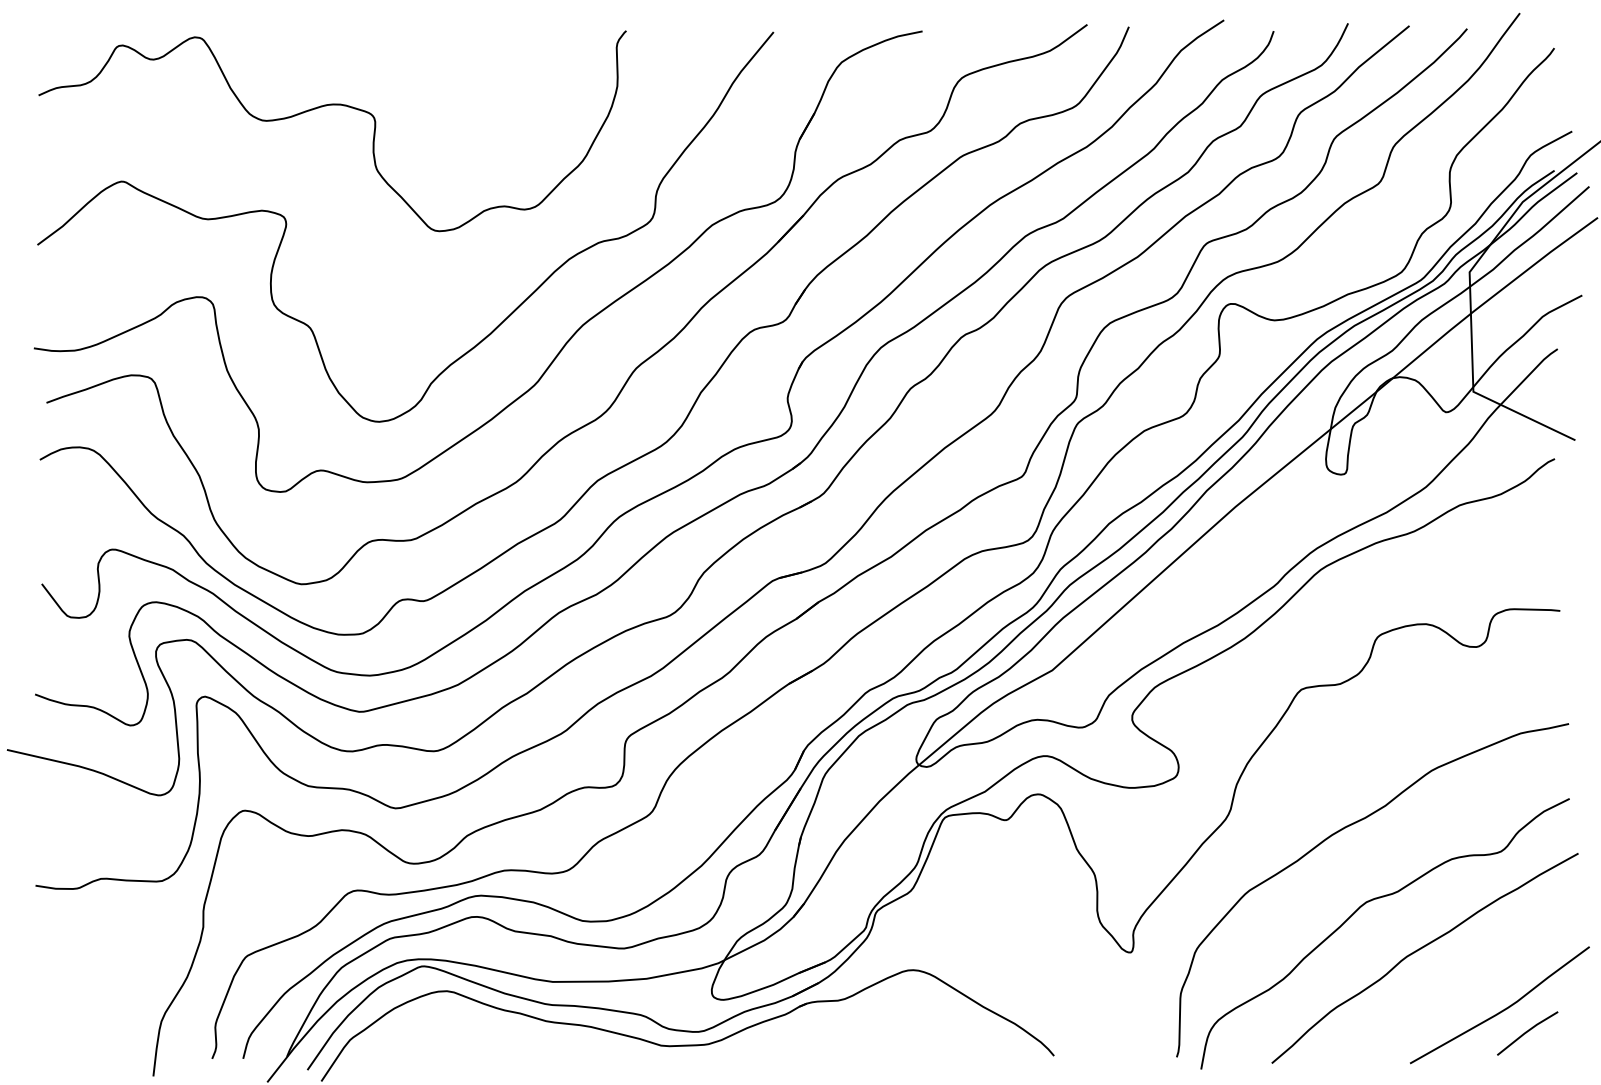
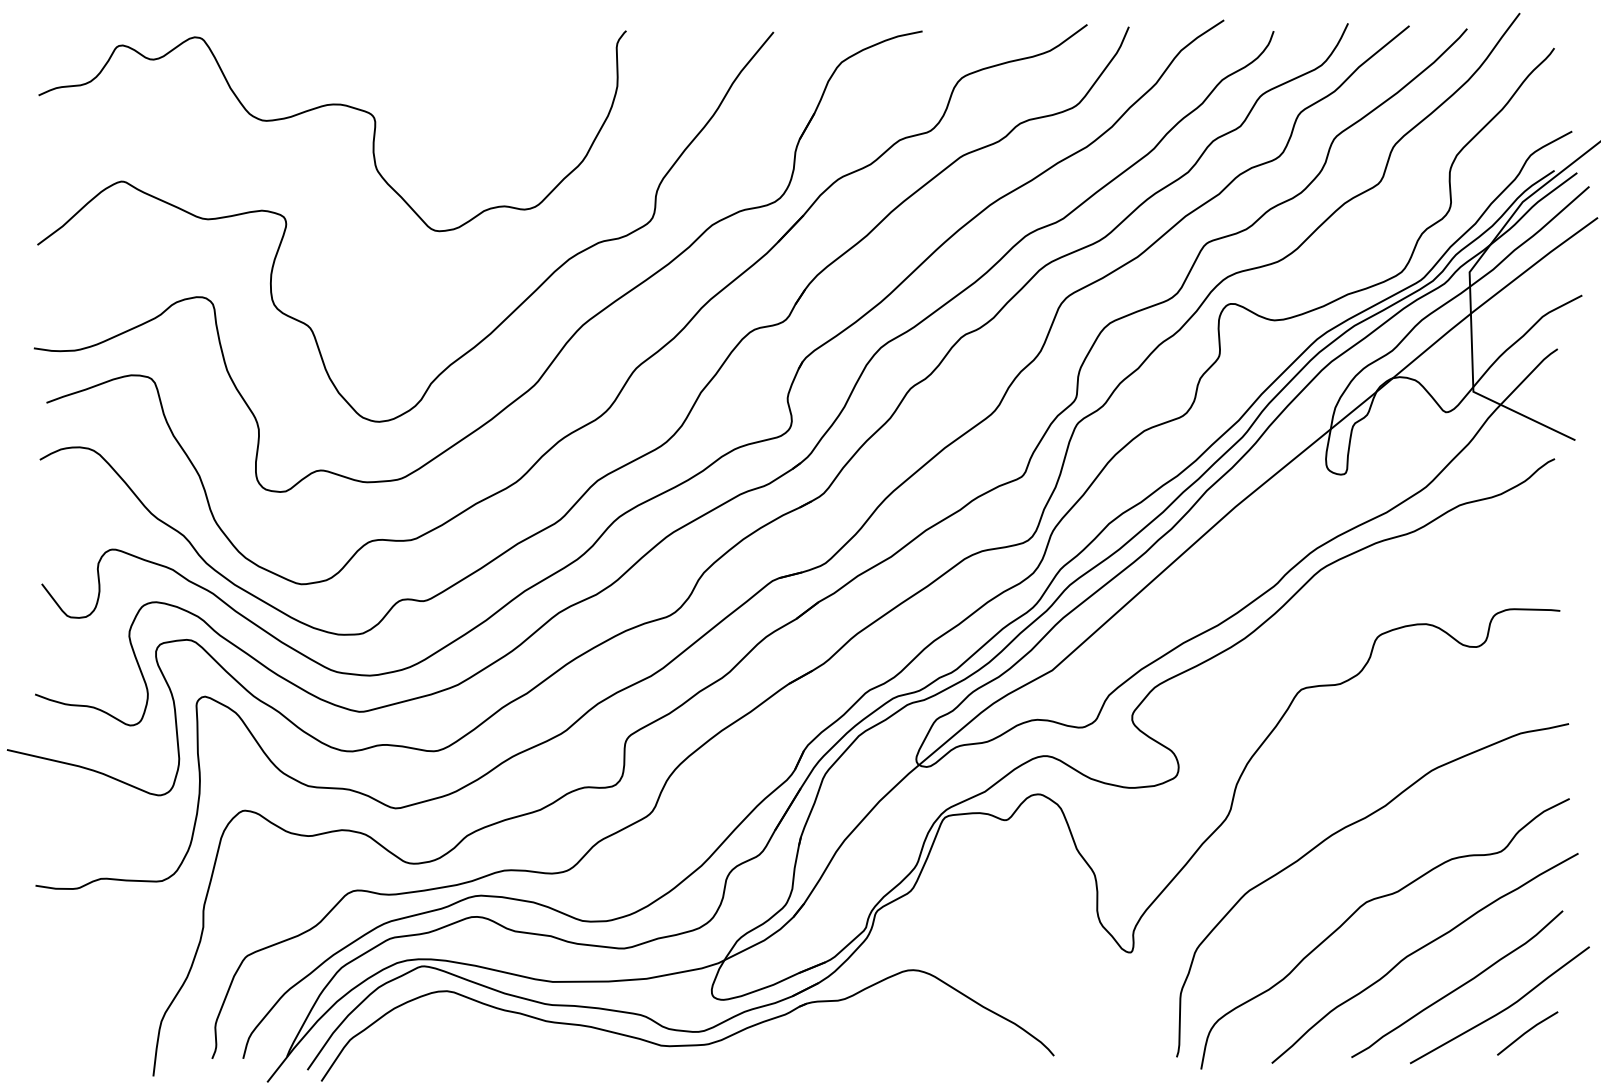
curve: none -> present (1458, 986)
